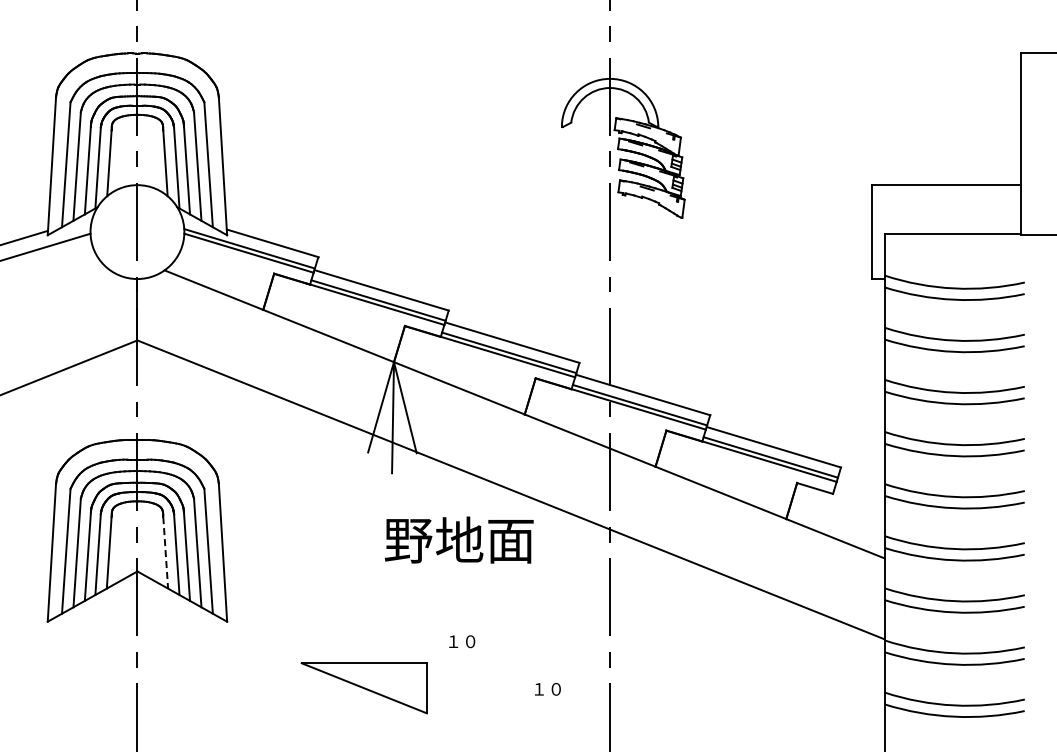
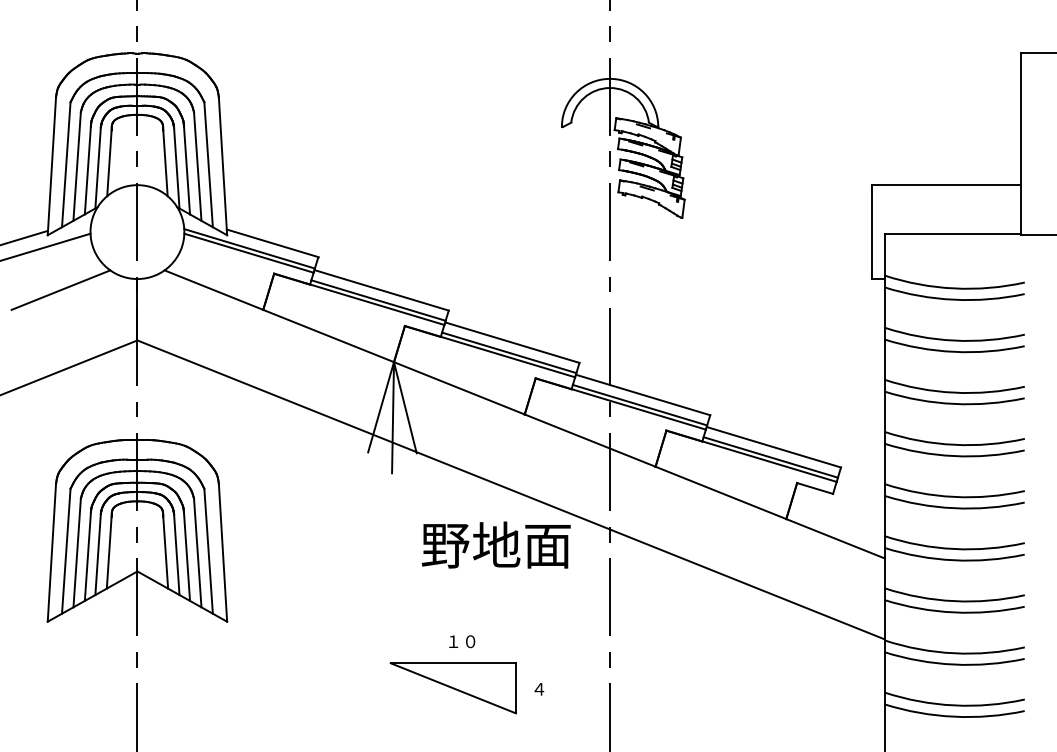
line: none -> present (60, 289)
text position: (459, 539) -> (496, 544) (496, 544)
line: dashed -> solid (165, 552)
part position: (363, 688) -> (452, 688) (452, 688)
text: １０ -> ４ (547, 689)
